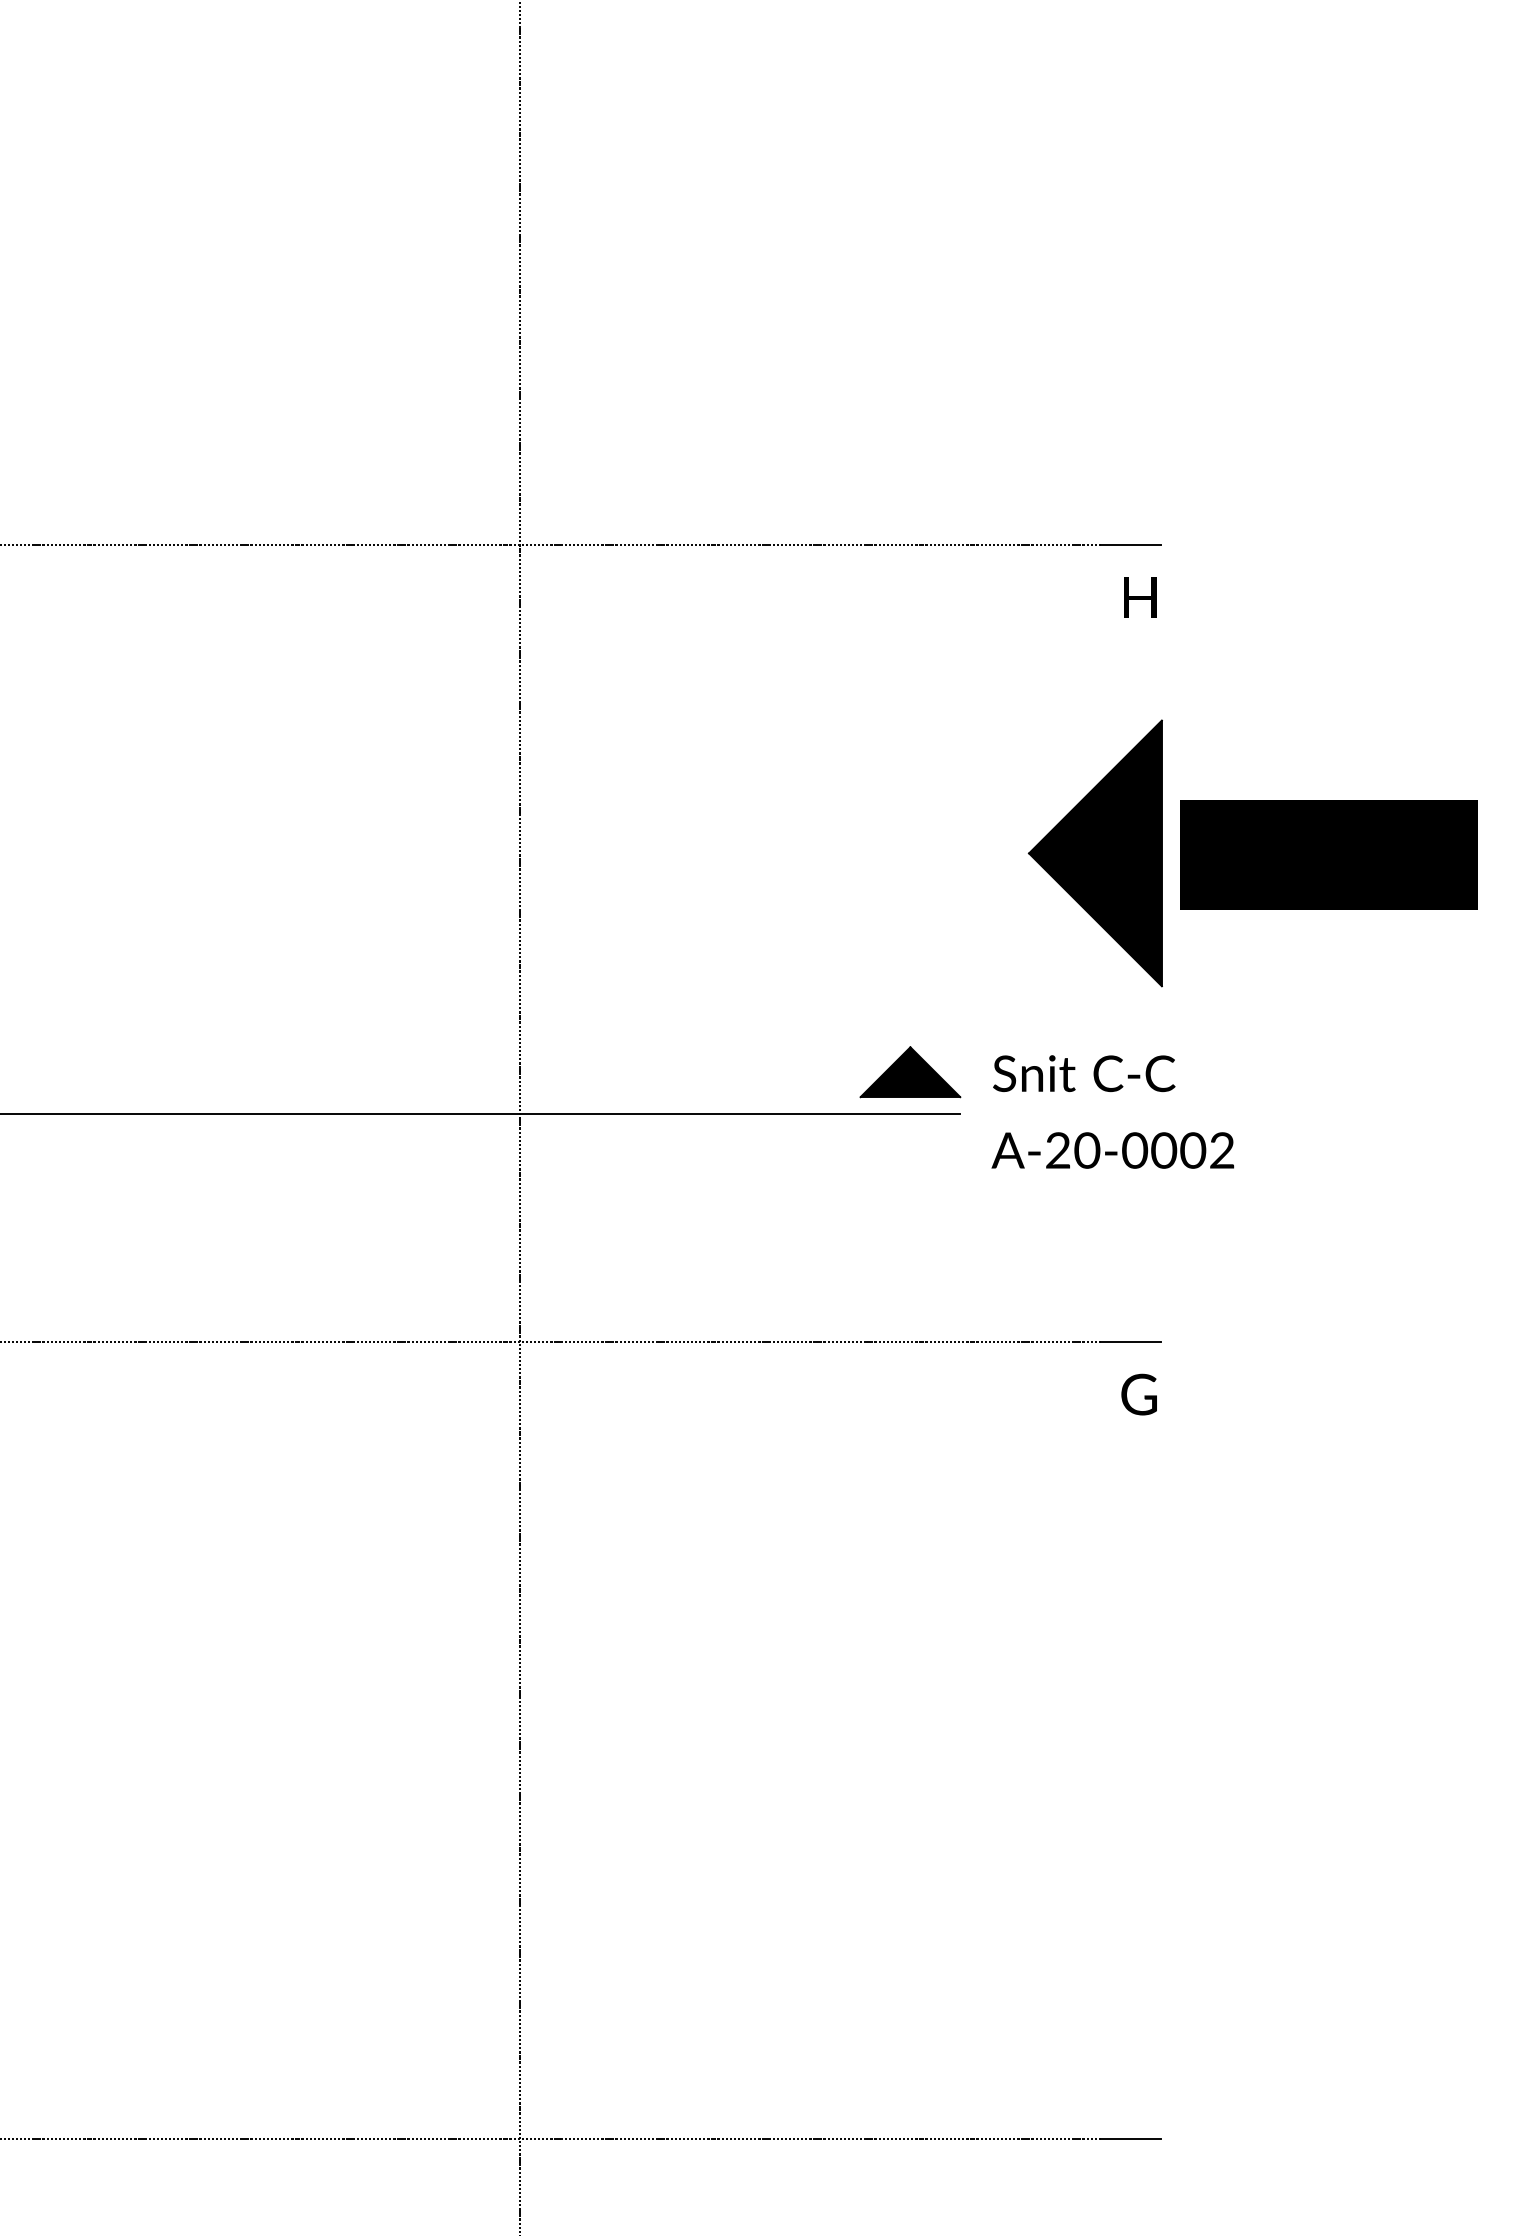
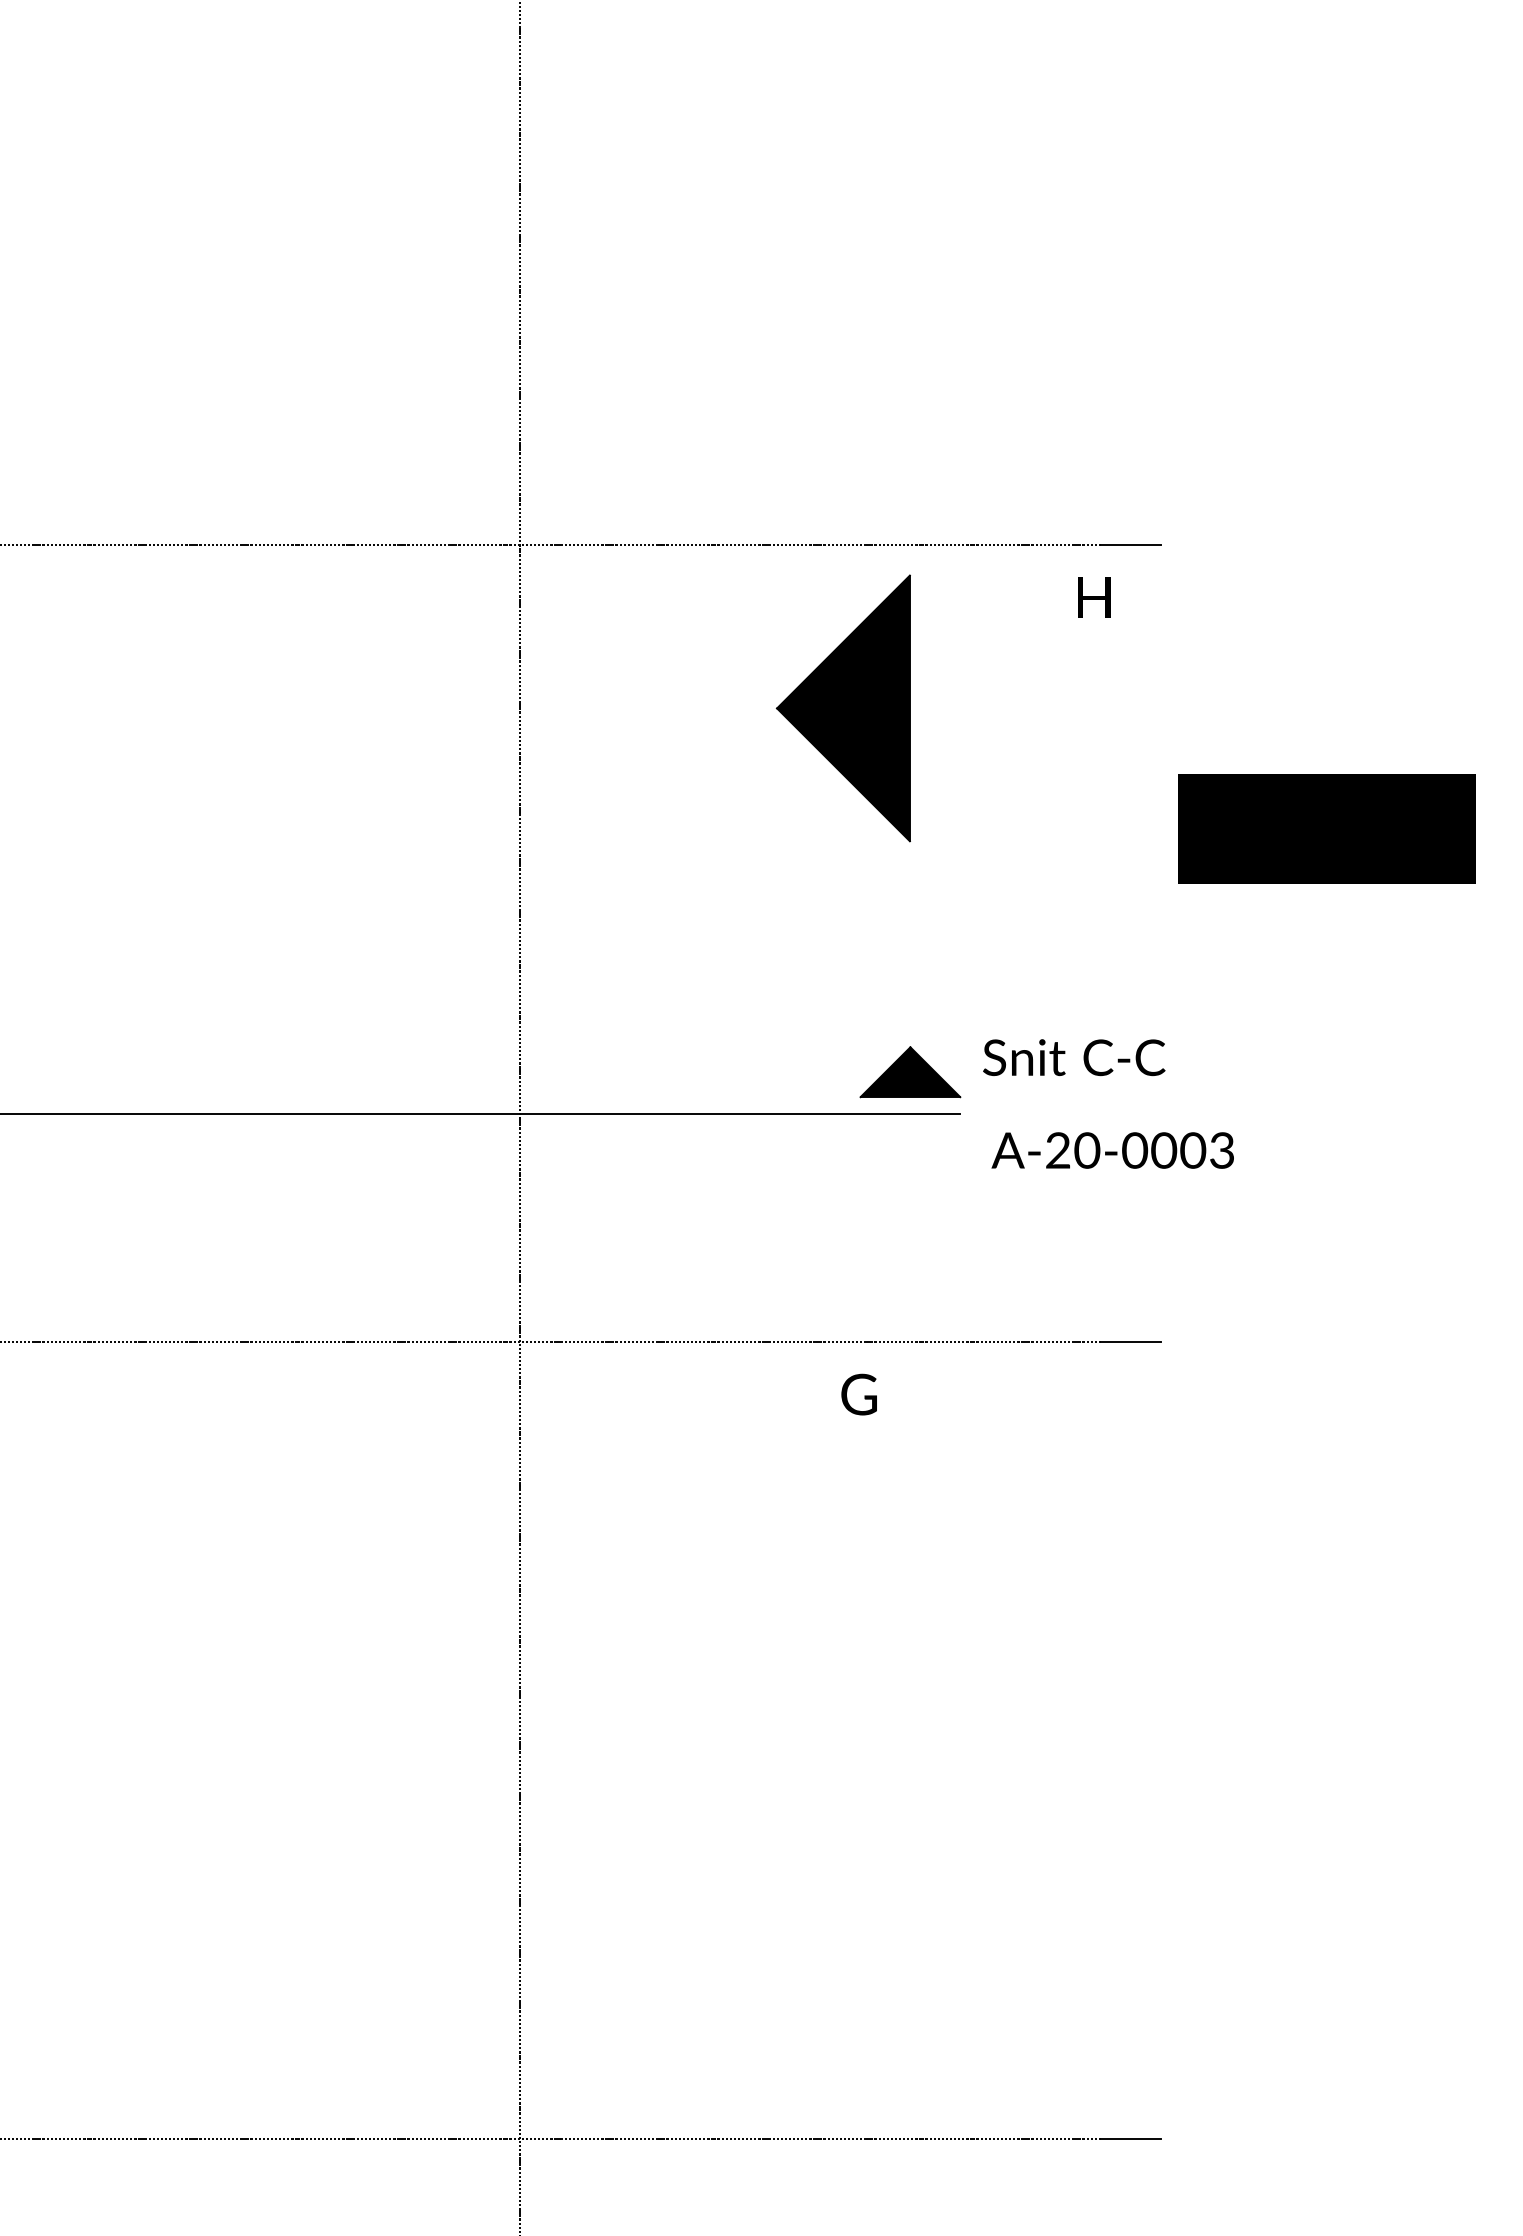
text position: (1140, 597) -> (1094, 597) (1094, 597)
part position: (1094, 853) -> (842, 708) (842, 708)
text position: (1328, 854) -> (1326, 828) (1326, 828)
text position: (1084, 1073) -> (1074, 1057) (1074, 1057)
text: A-20-0002 -> A-20-0003 (1222, 1150)
text position: (1138, 1394) -> (858, 1394) (858, 1394)
